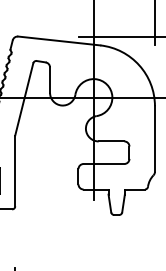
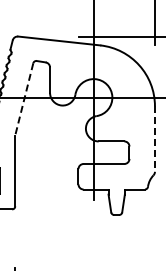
line: solid -> dashed (24, 99)
line: solid -> dashed (154, 139)
